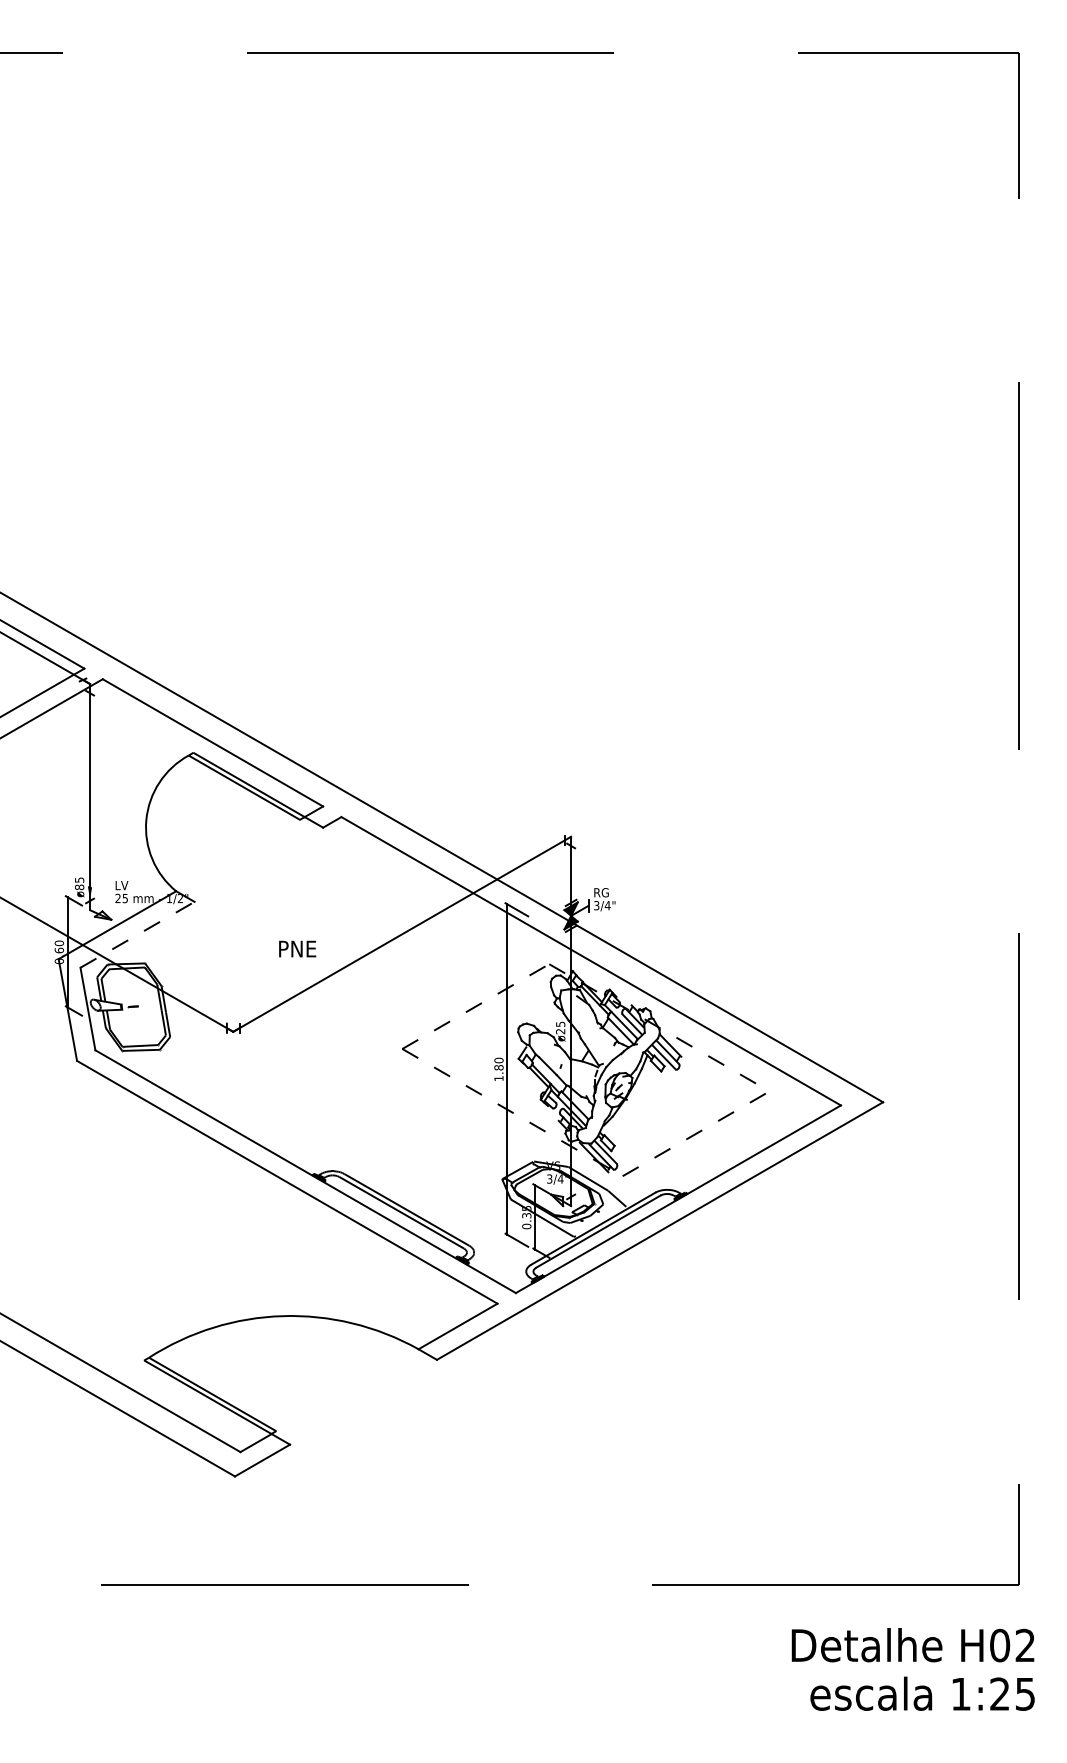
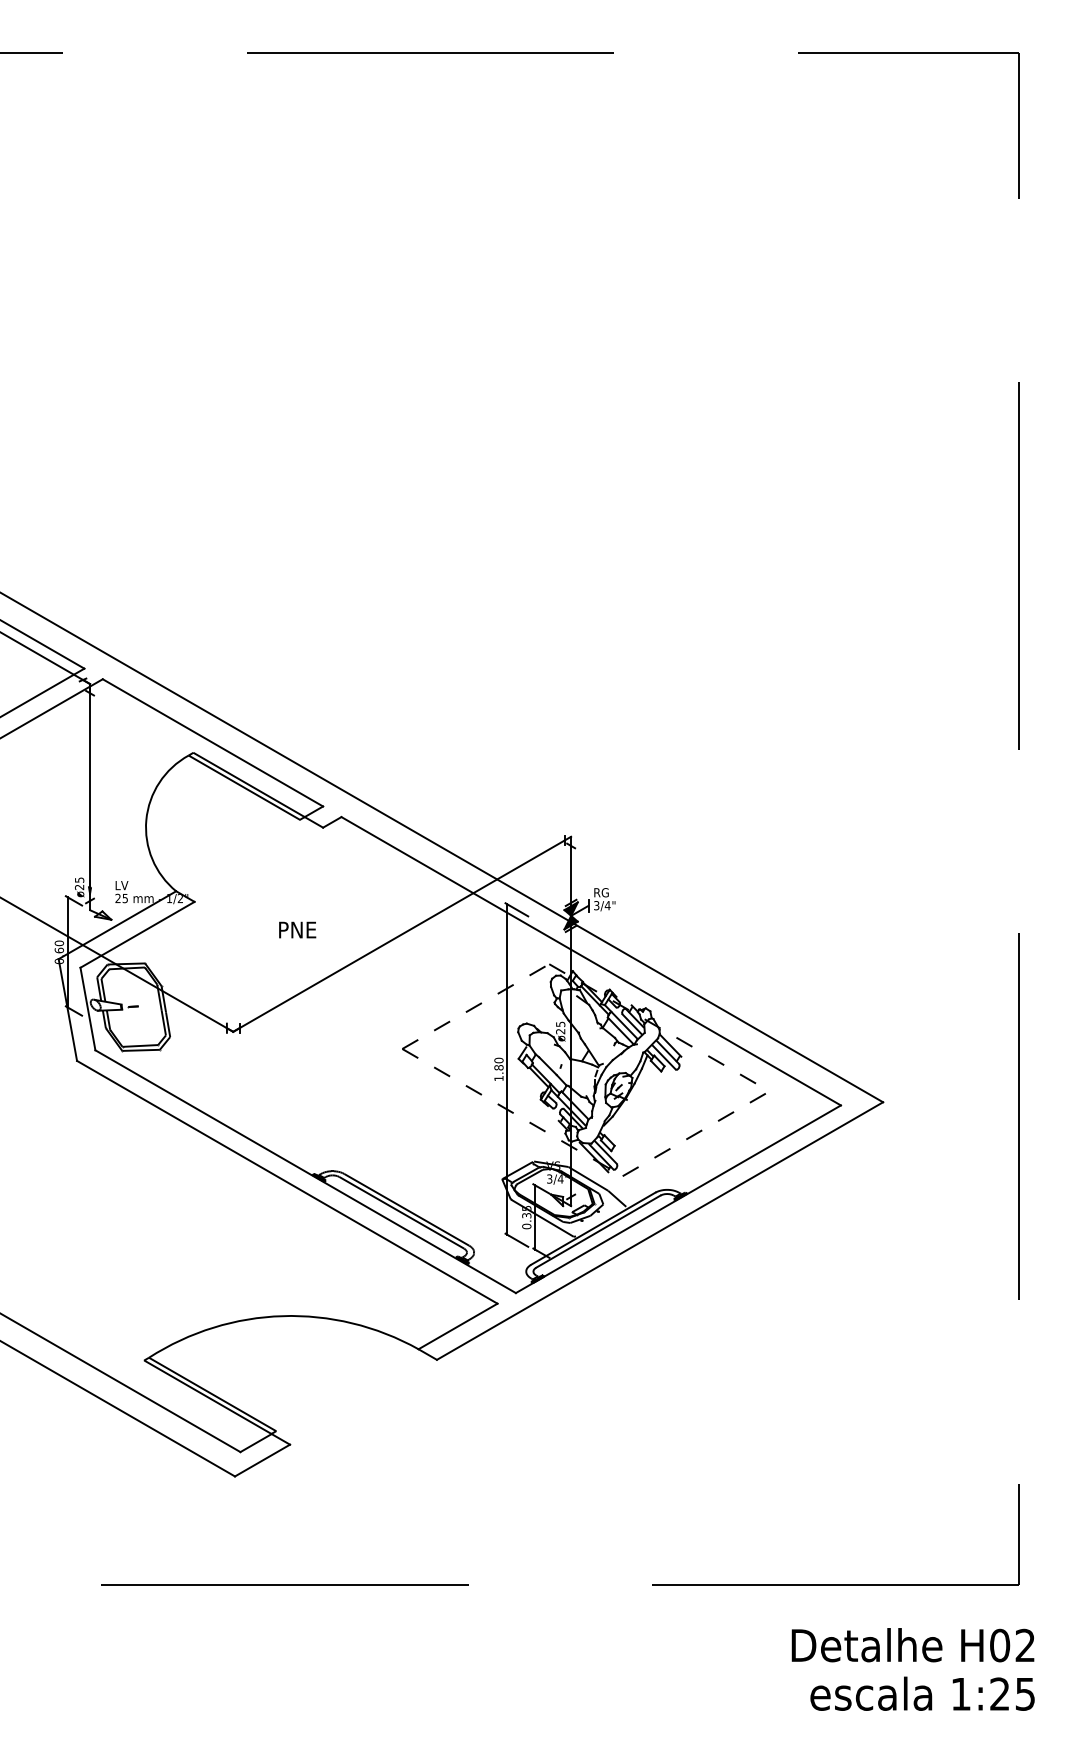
text: ø85 -> ø25 (79, 887)
line: dashed -> solid (137, 934)
text position: (297, 948) -> (297, 929) (297, 929)
